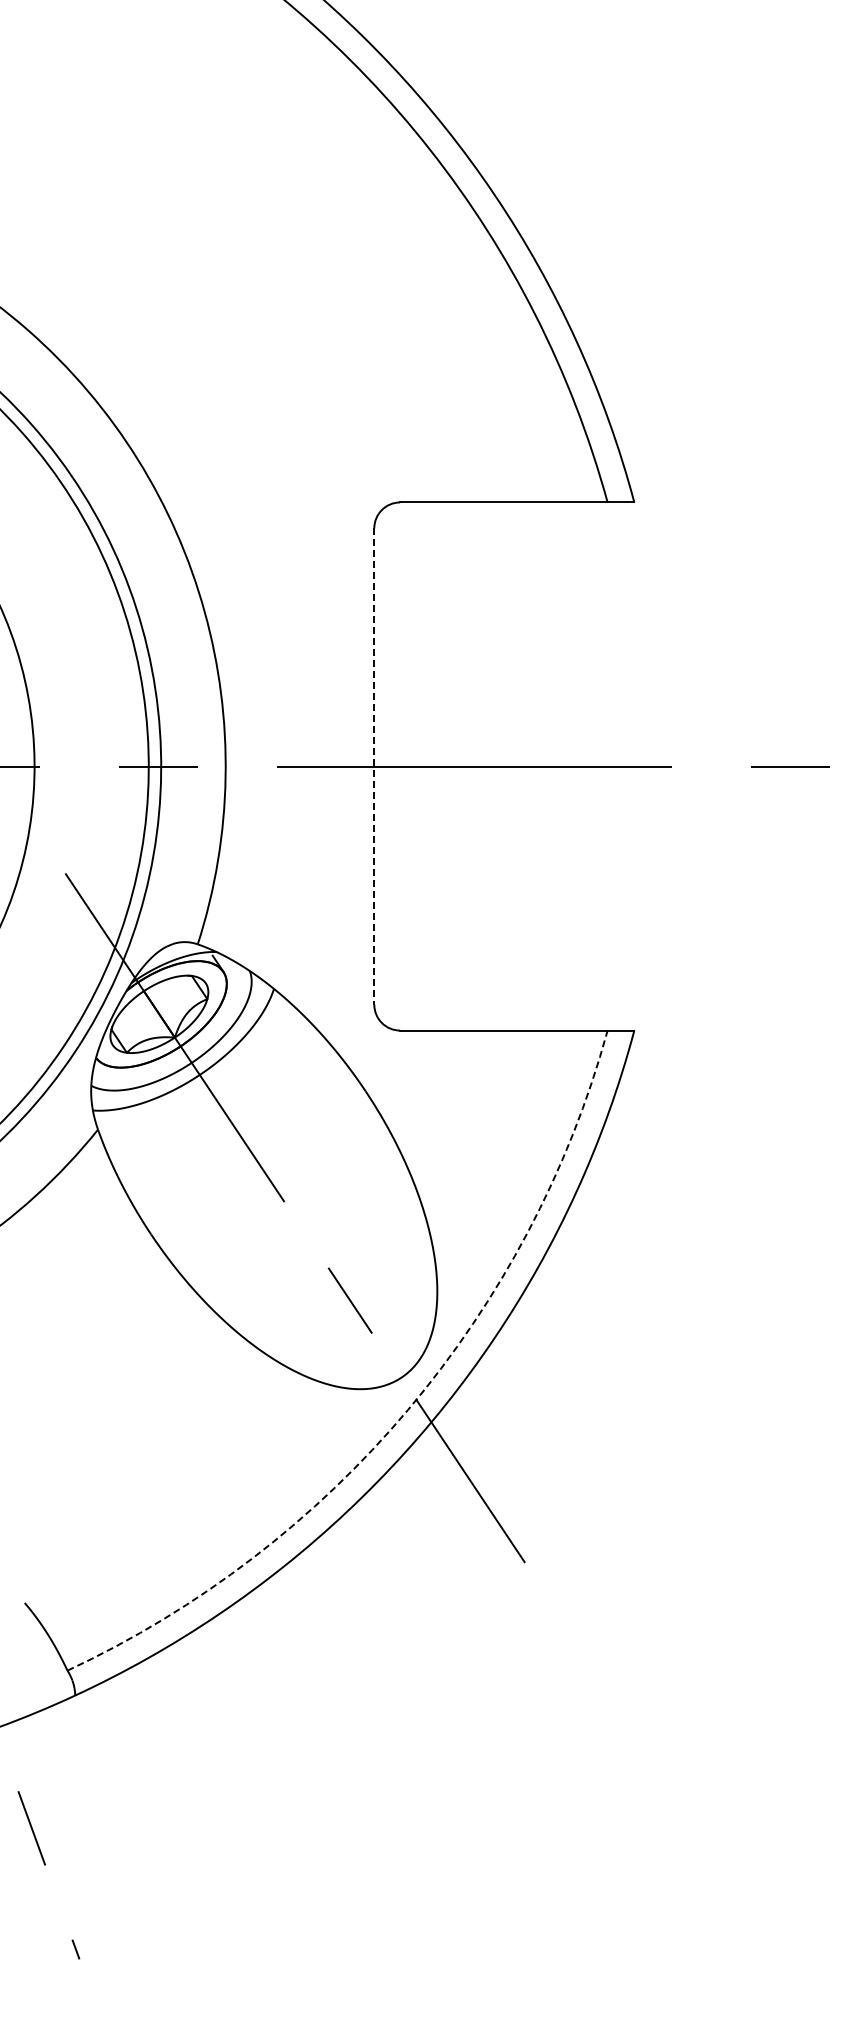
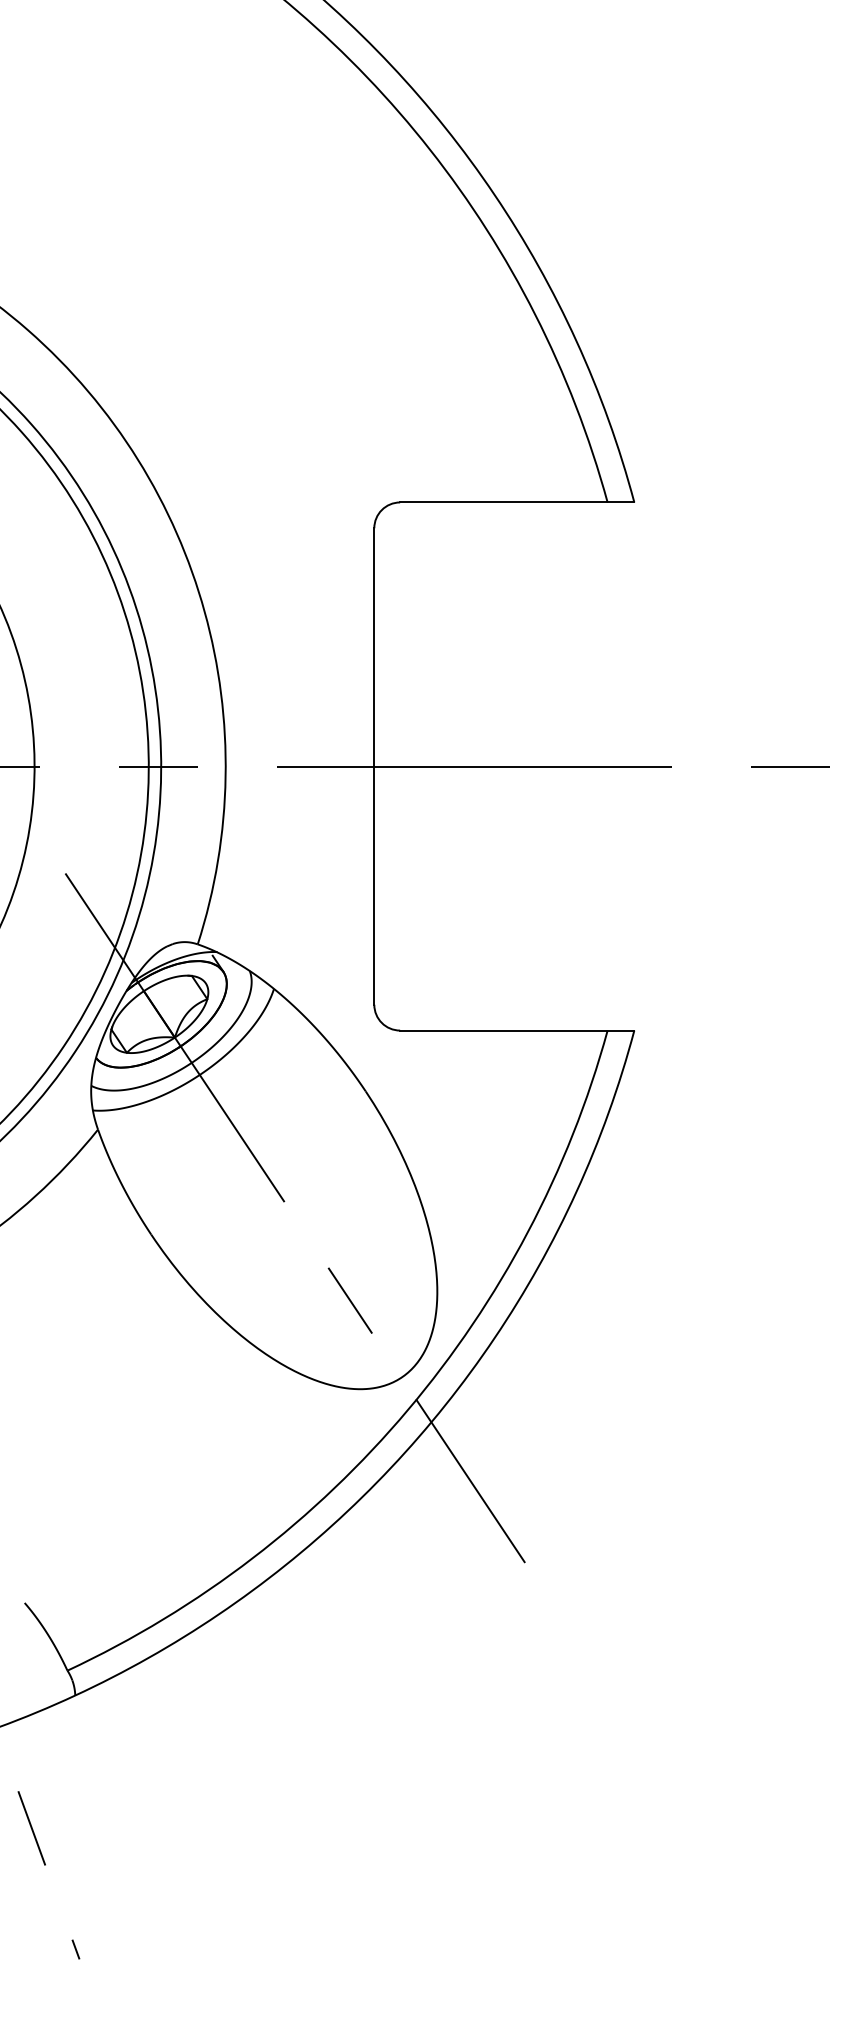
line: dashed -> solid (374, 767)
arc: dashed -> solid (407, 1410)
